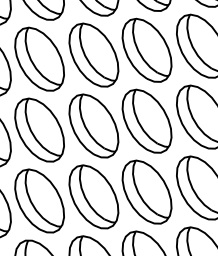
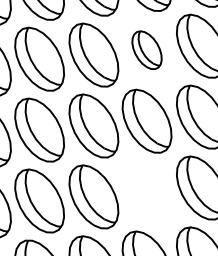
part size: 52x66 px -> 32x40 px (146, 49)
part: present -> none (146, 191)
